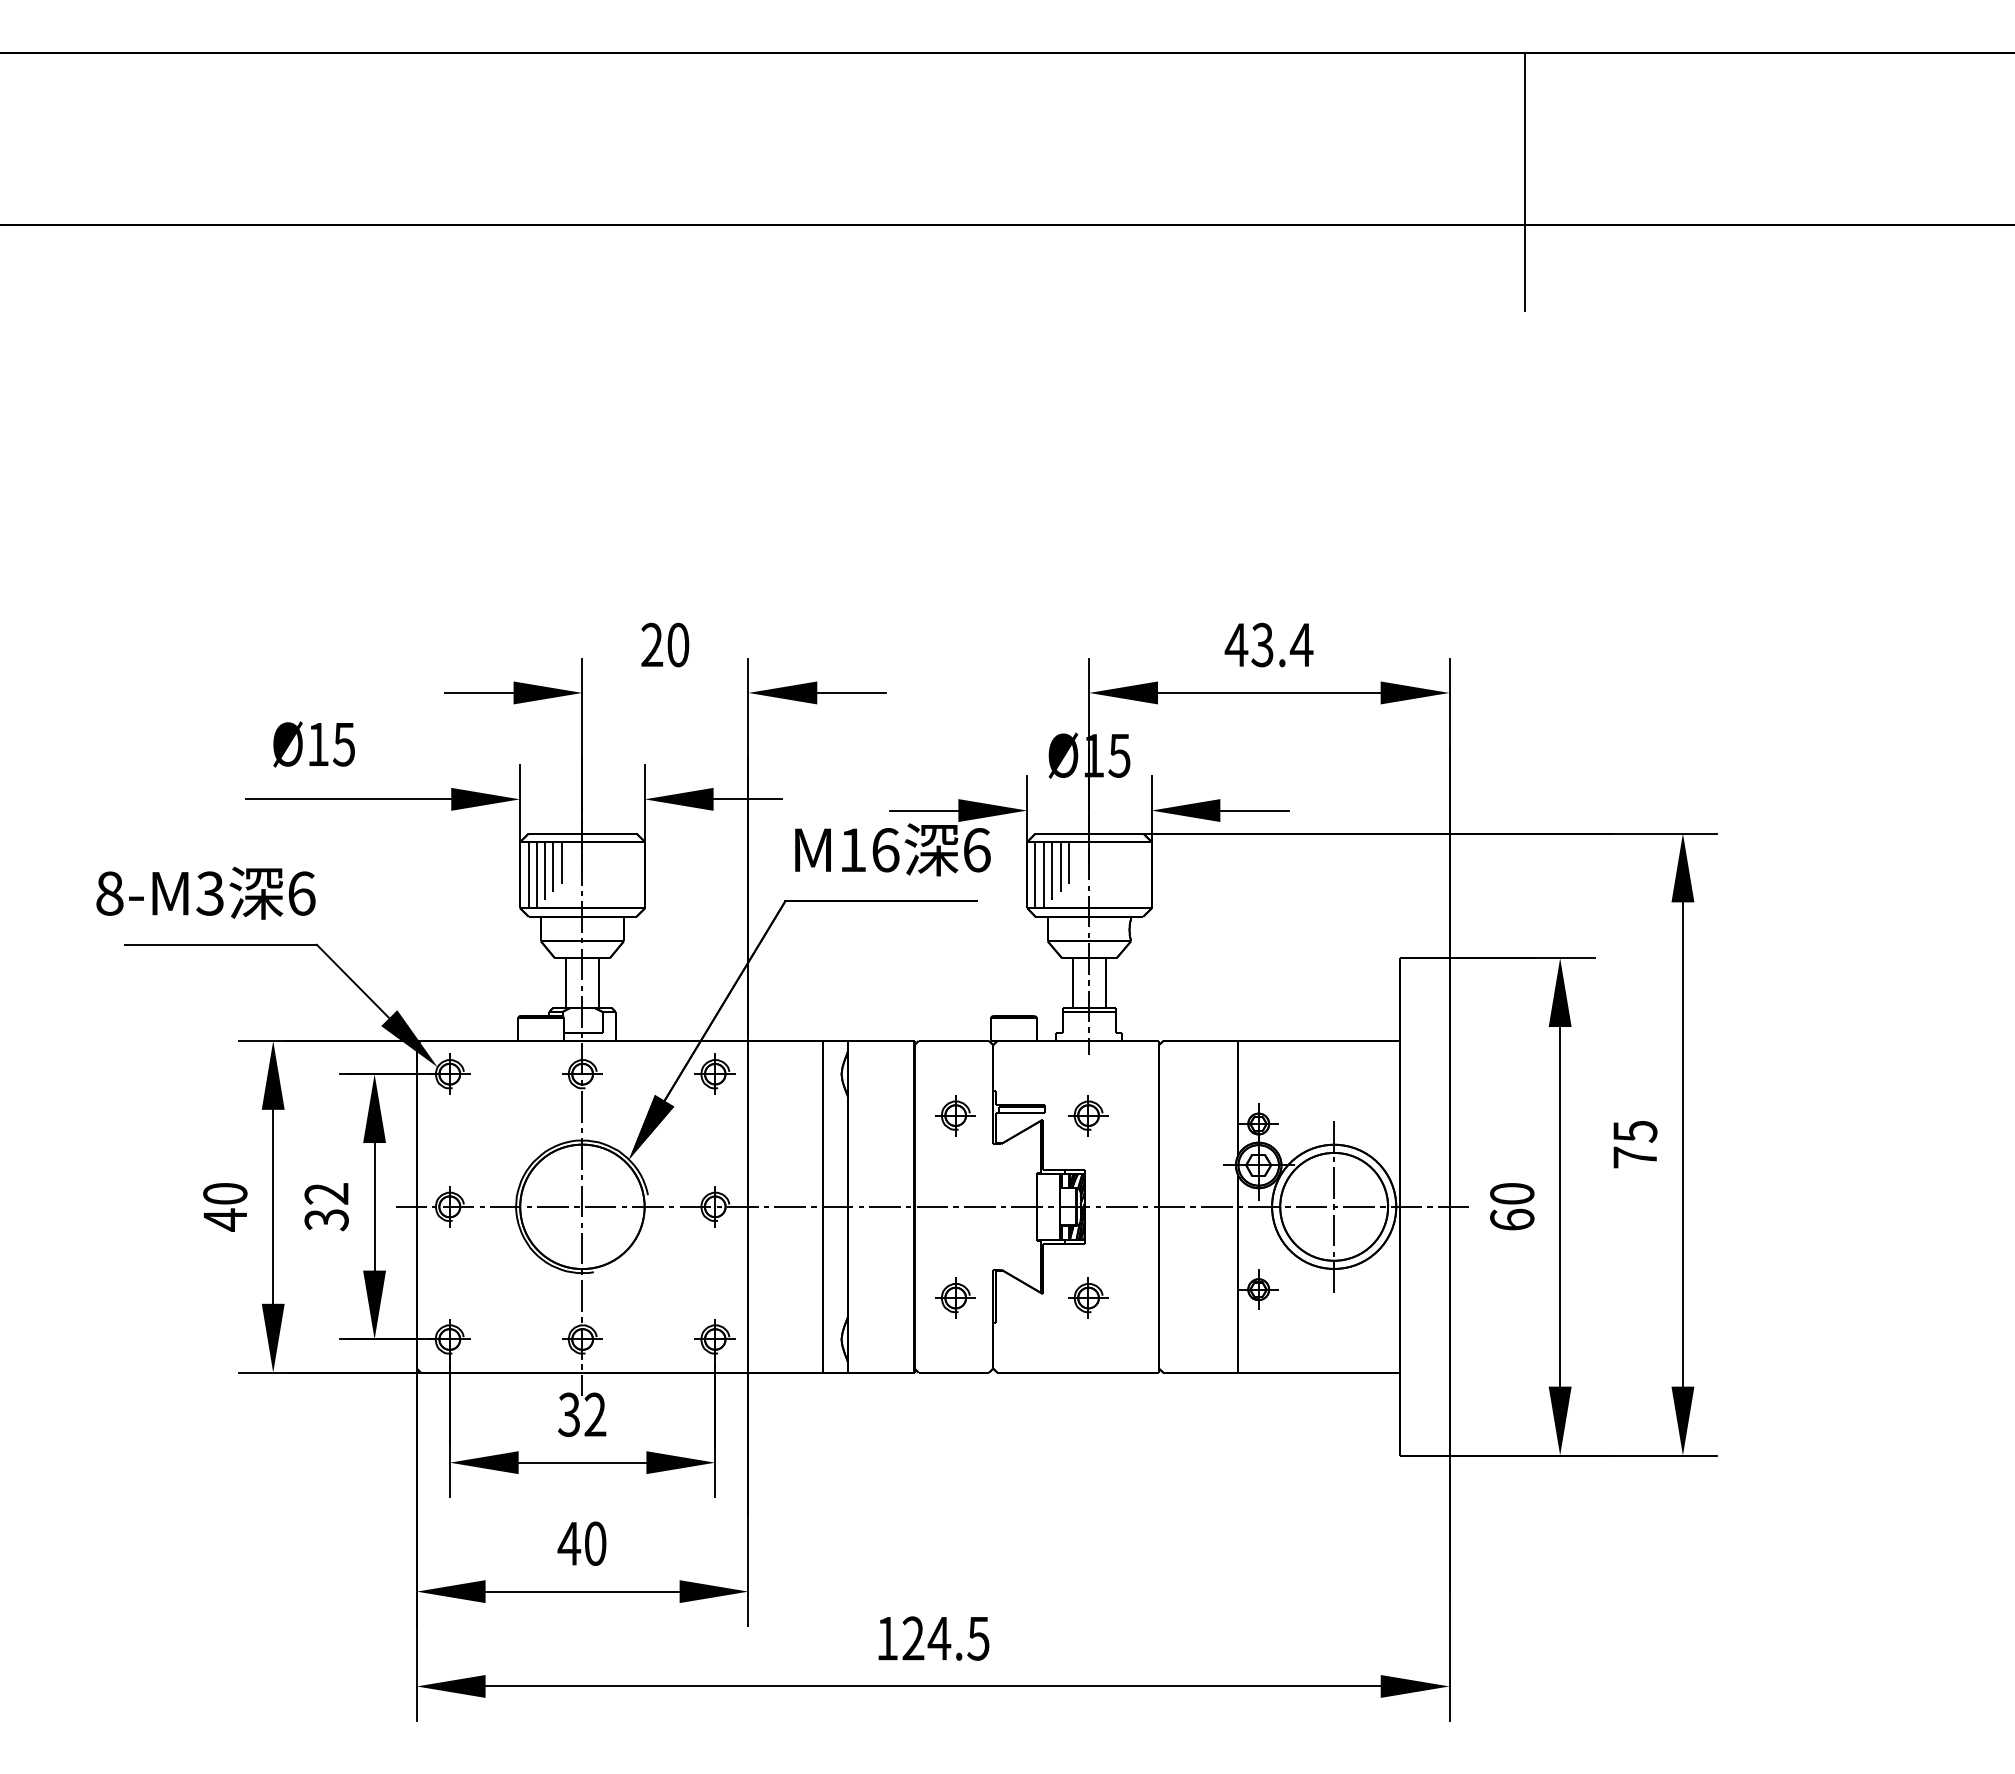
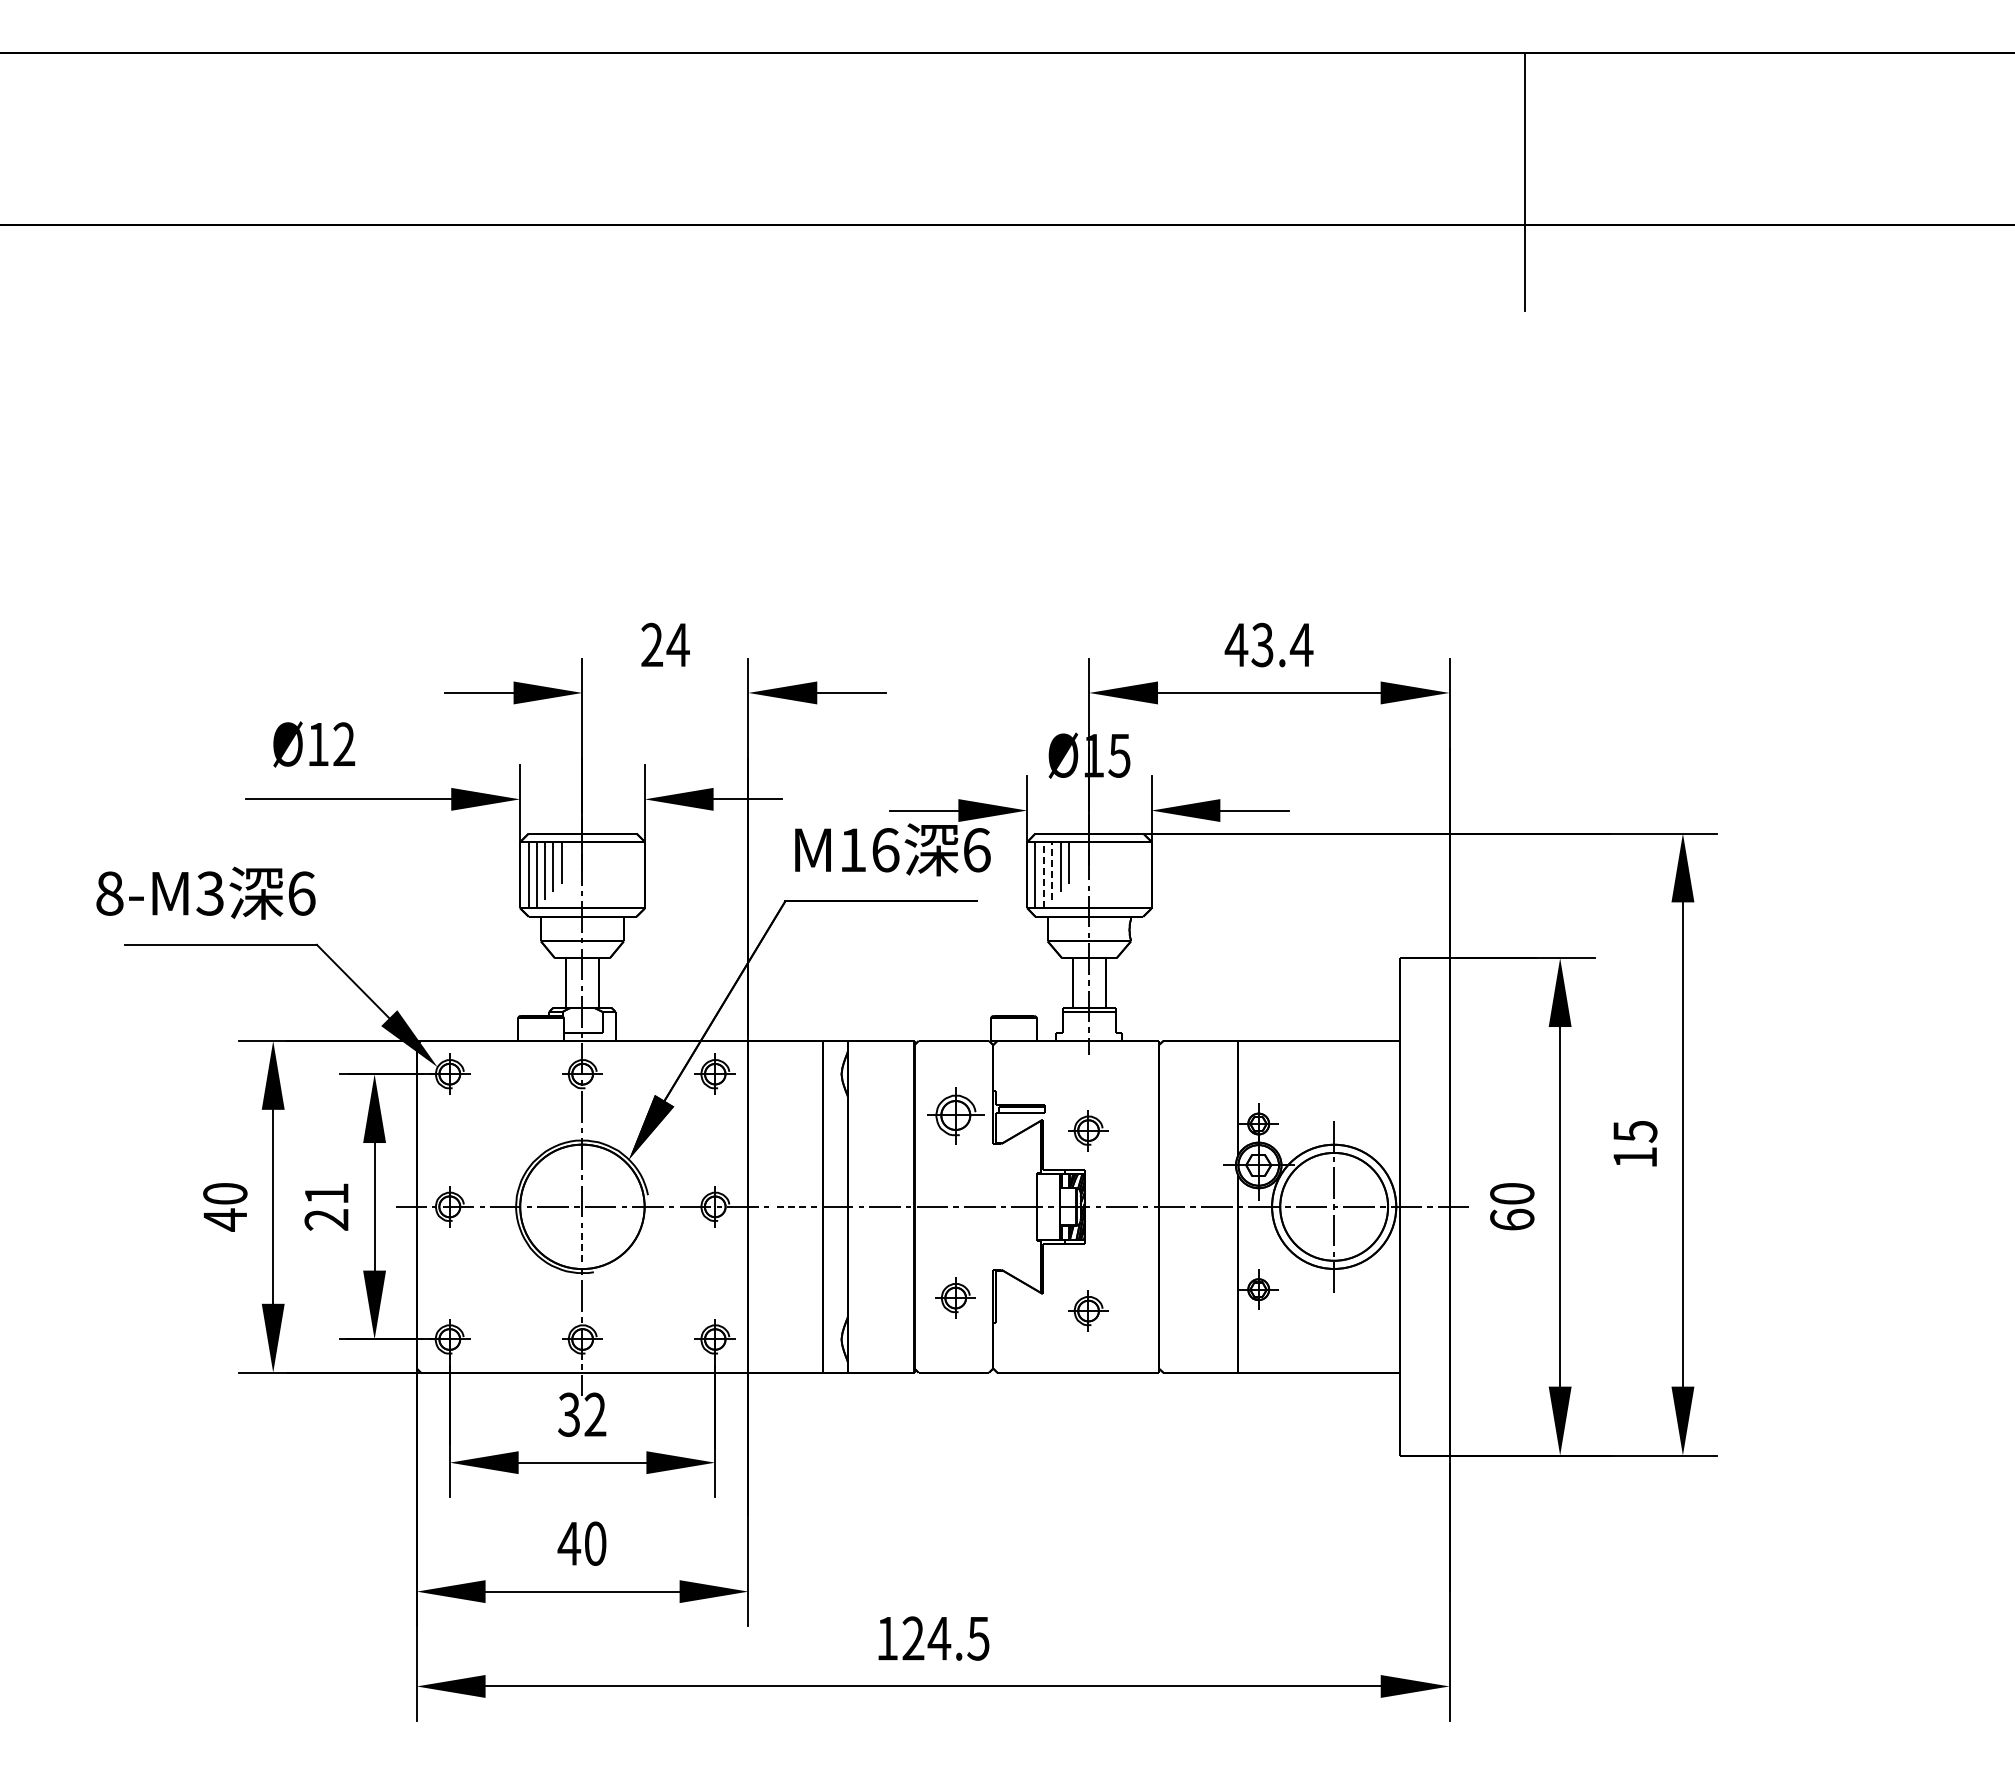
text: 20 -> 24 (677, 644)
text: Ø15 -> Ø12 (344, 744)
line: solid -> dashed (1051, 871)
line: solid -> dashed (1043, 874)
part size: 41x42 px -> 58x58 px (955, 1115)
part position: (1088, 1115) -> (1088, 1130) (1088, 1130)
text: 75 -> 15 (1634, 1157)
text: 32 -> 21 (326, 1207)
line: solid -> dashed (790, 1207)
line: solid -> dashed (582, 1248)
part position: (1088, 1297) -> (1088, 1310) (1088, 1310)
